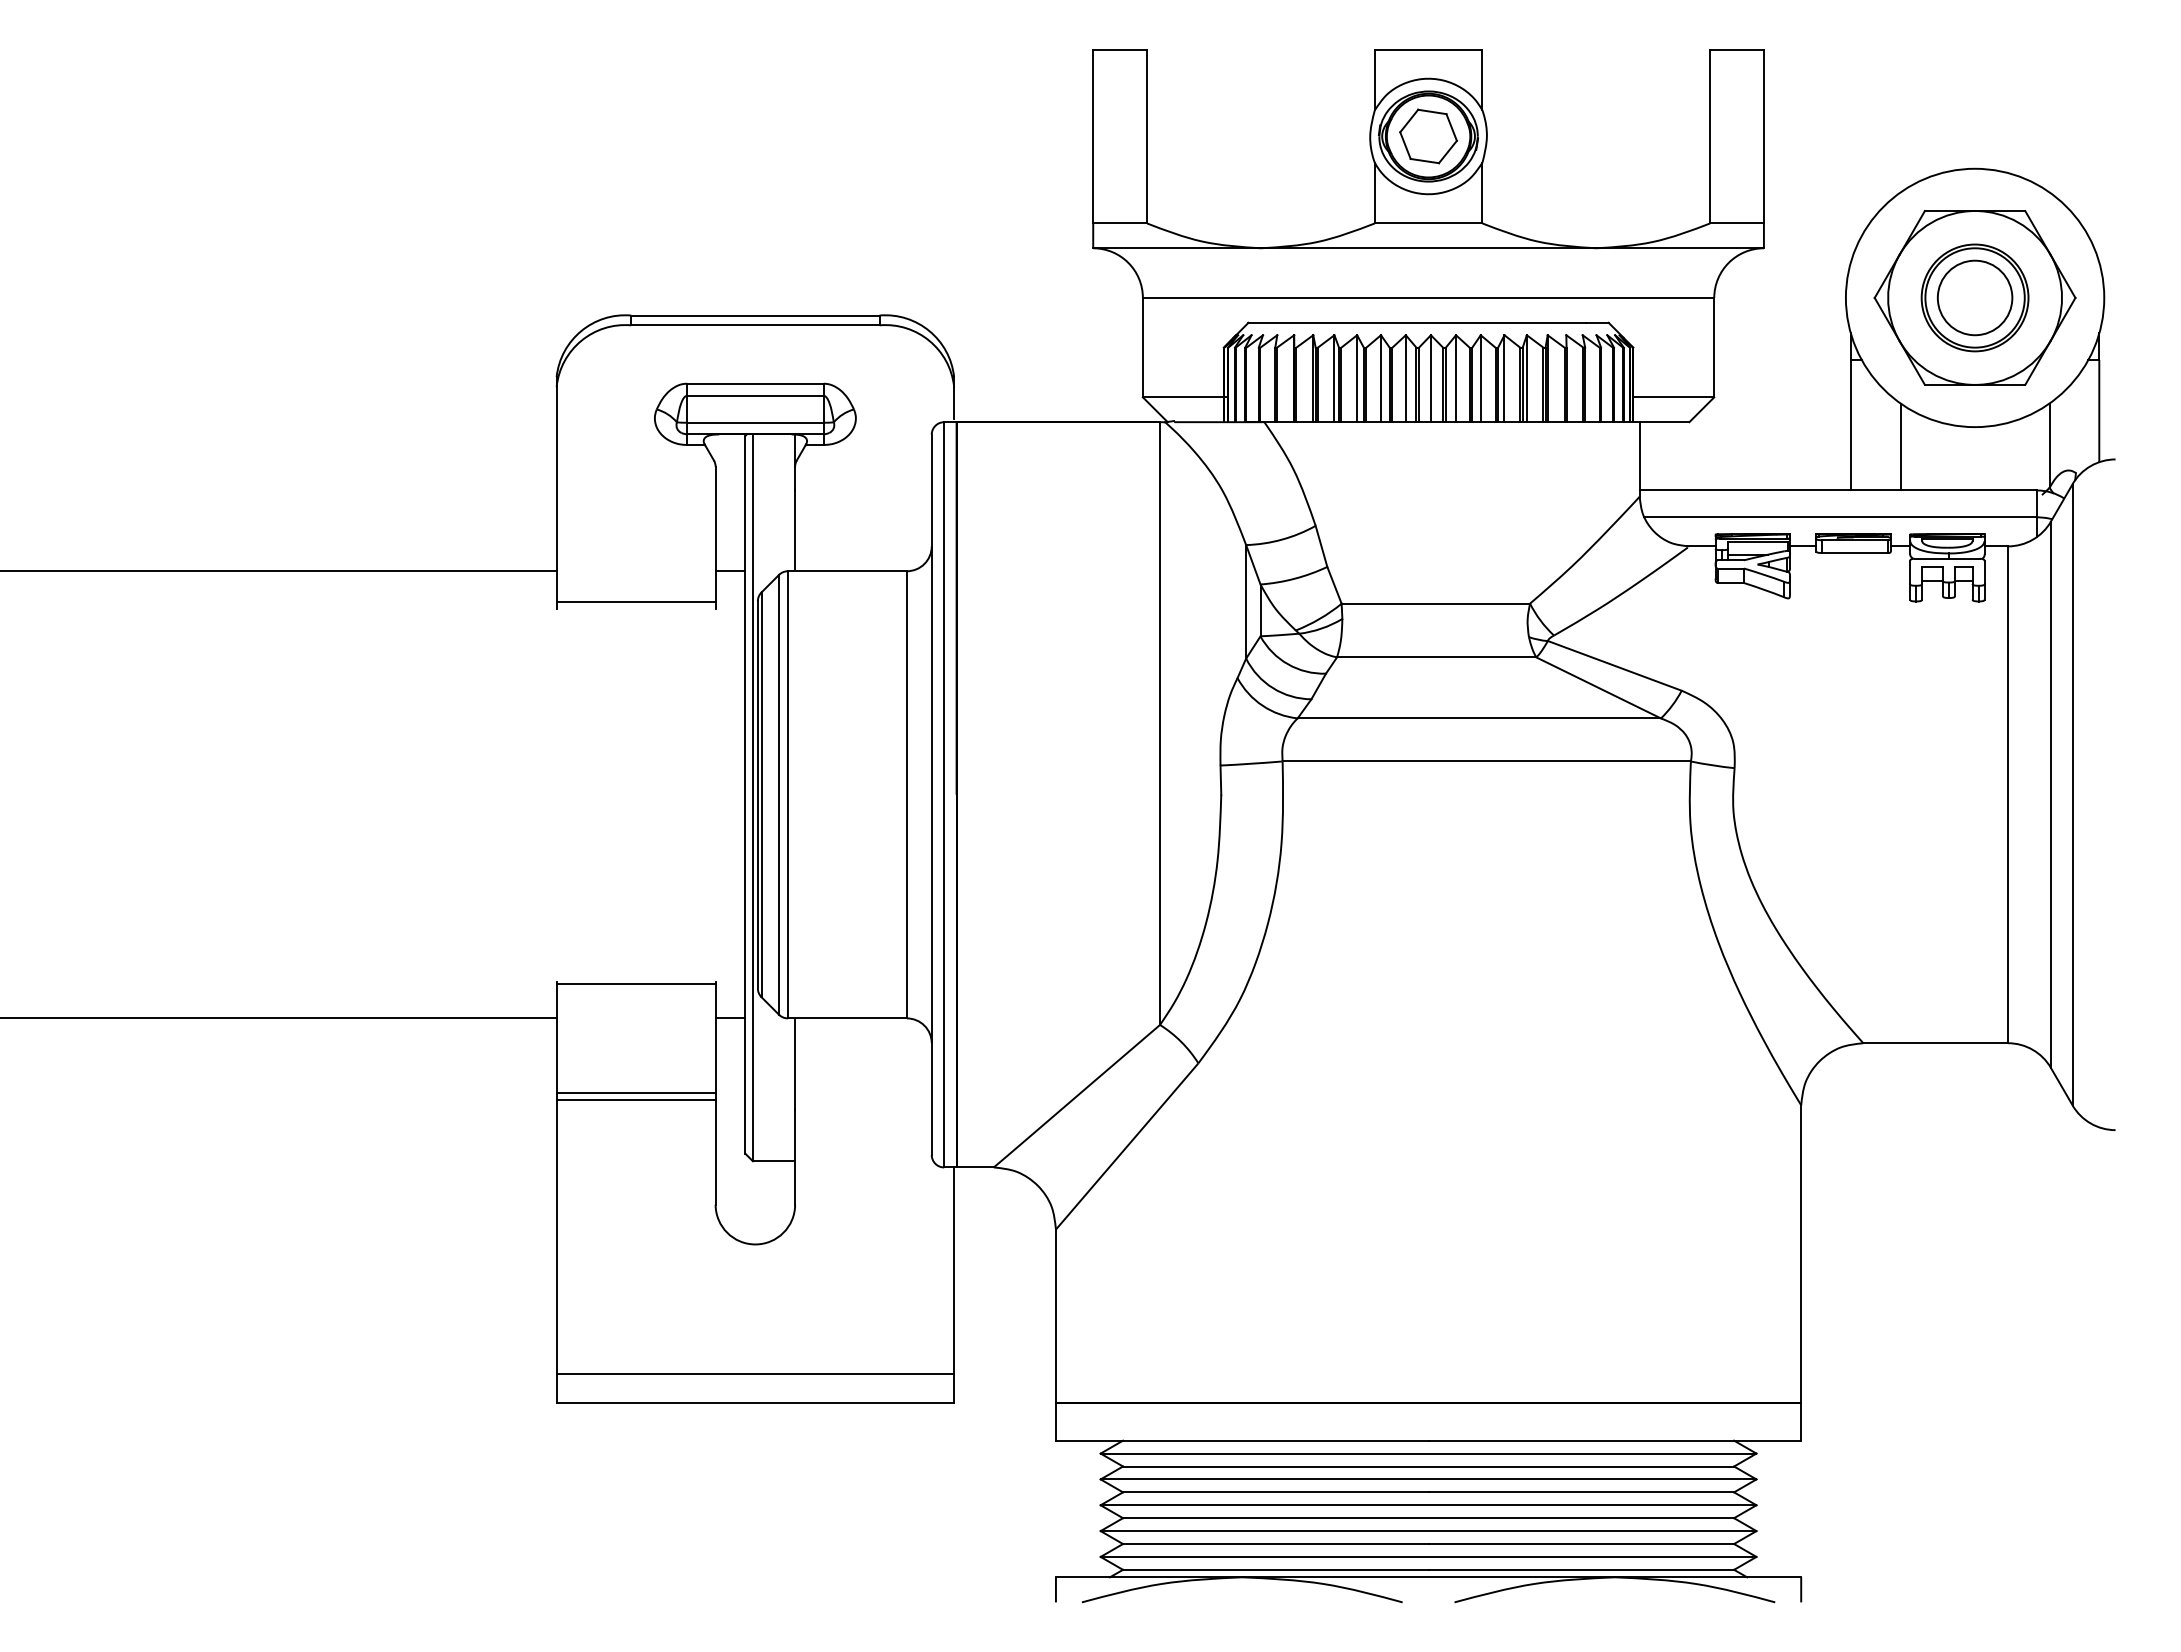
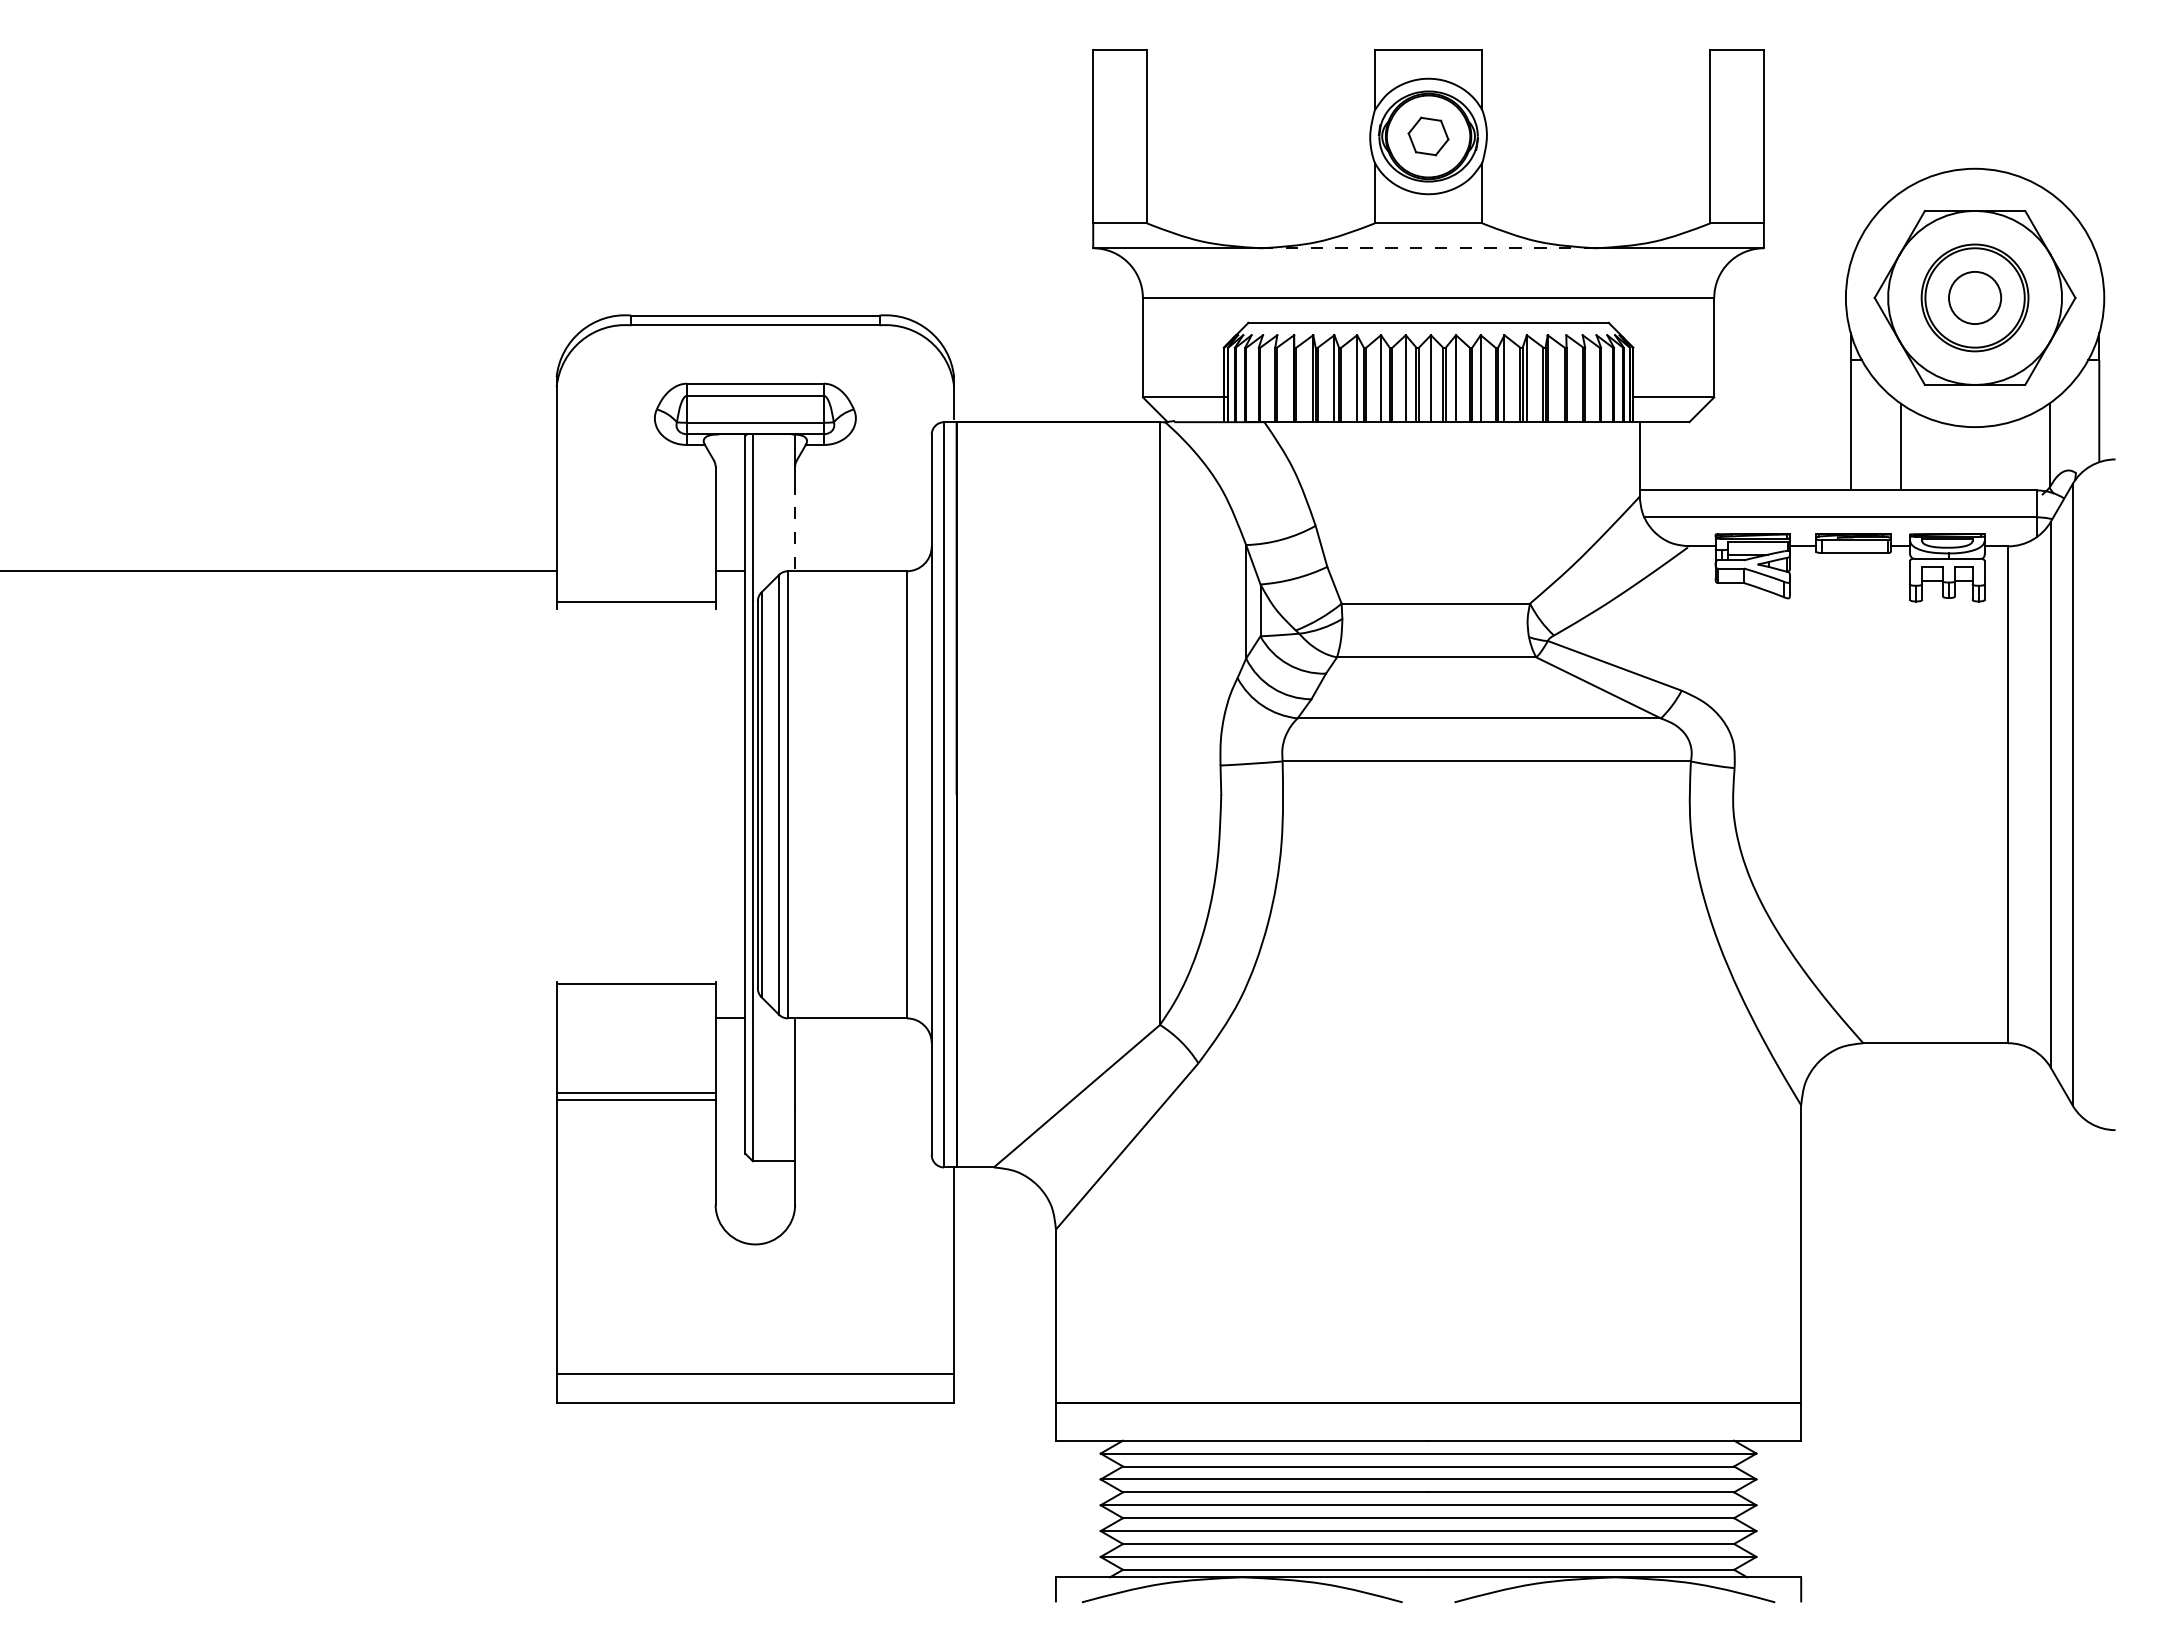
part size: 59x57 px -> 43x41 px (1428, 136)
line: solid -> dashed (1428, 248)
circle diameter: 75 px -> 52 px (1975, 297)
line: solid -> dashed (795, 529)
line: present -> none (279, 1018)
